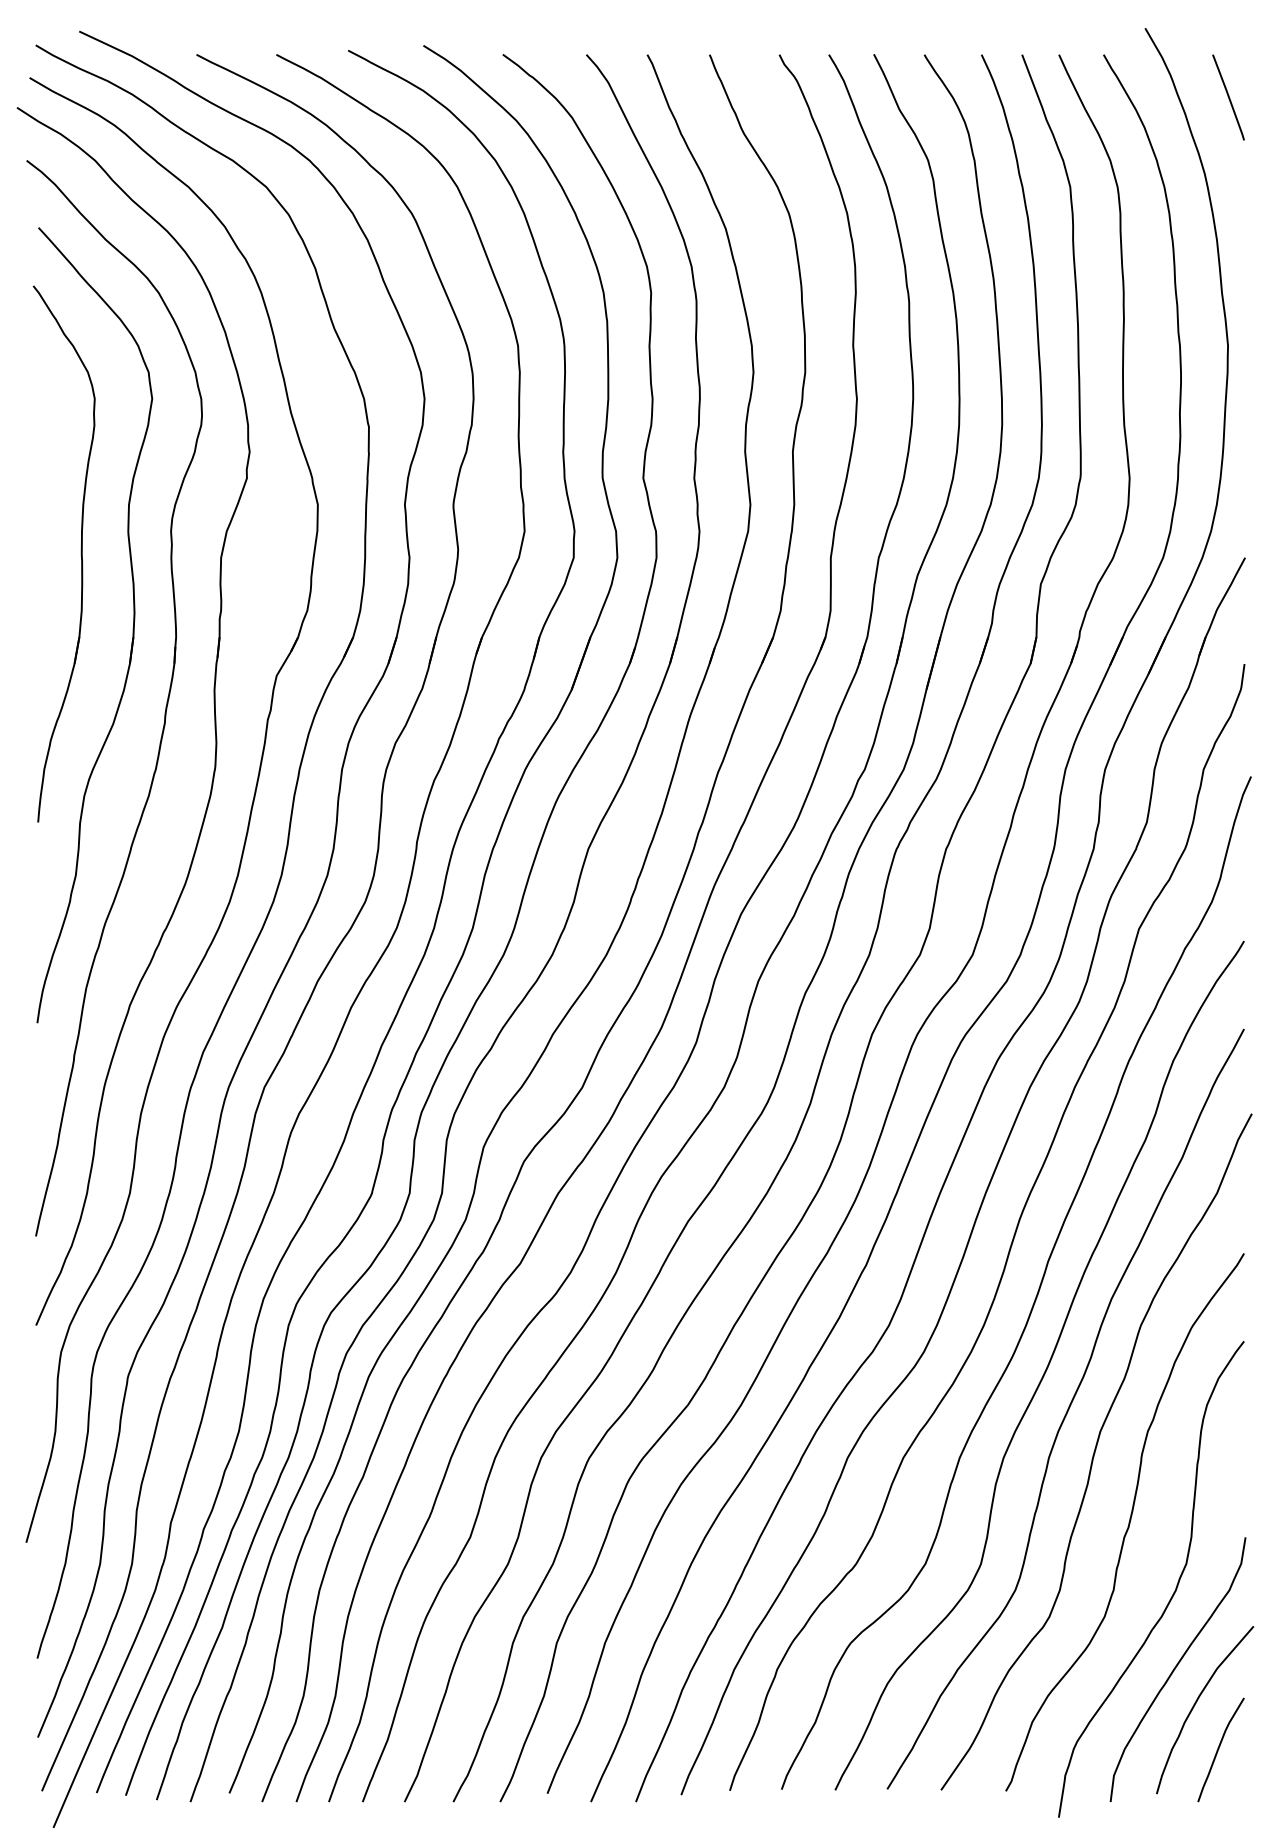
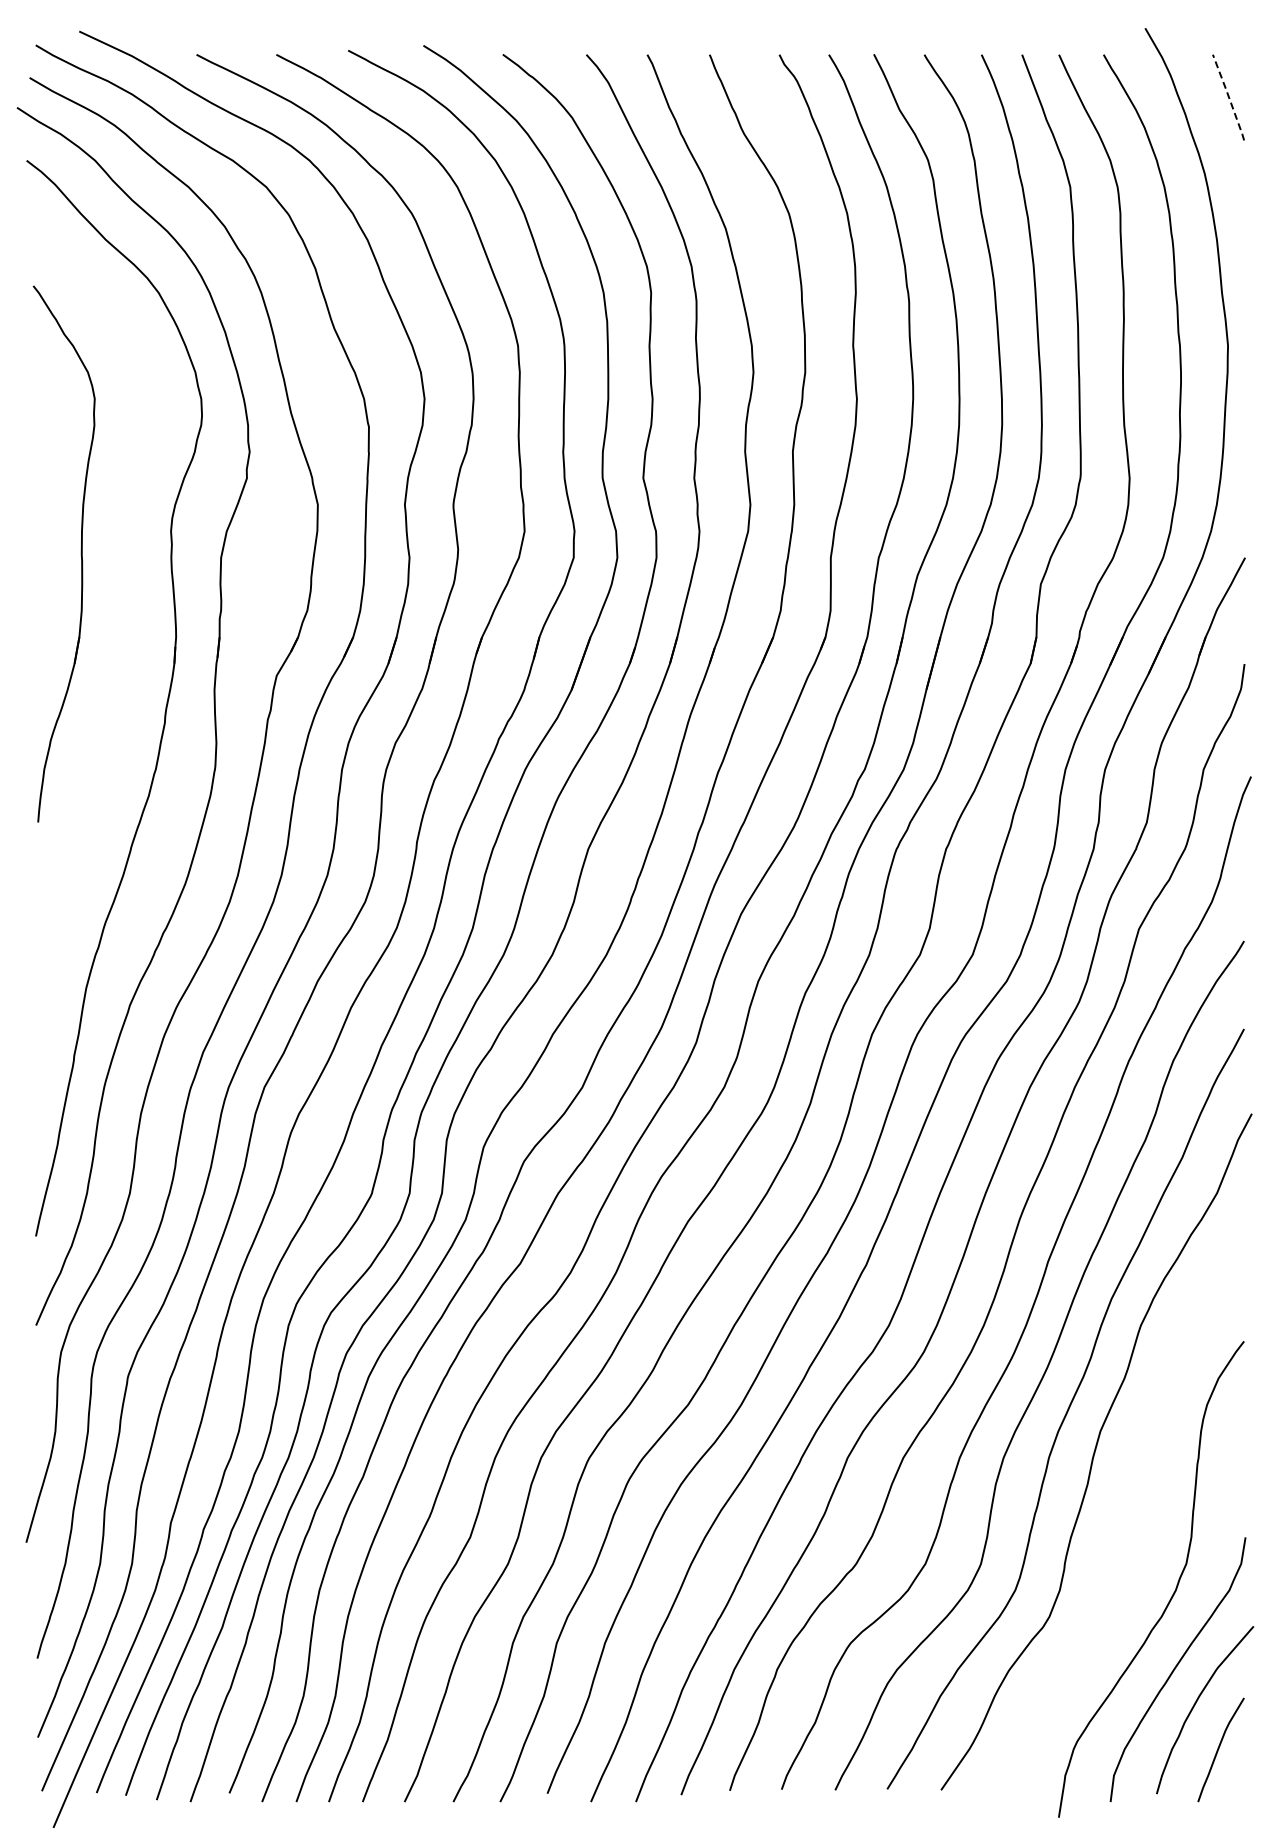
line: solid -> dashed (1228, 97)
part: present -> none (132, 628)
curve: present -> none (1128, 1522)
